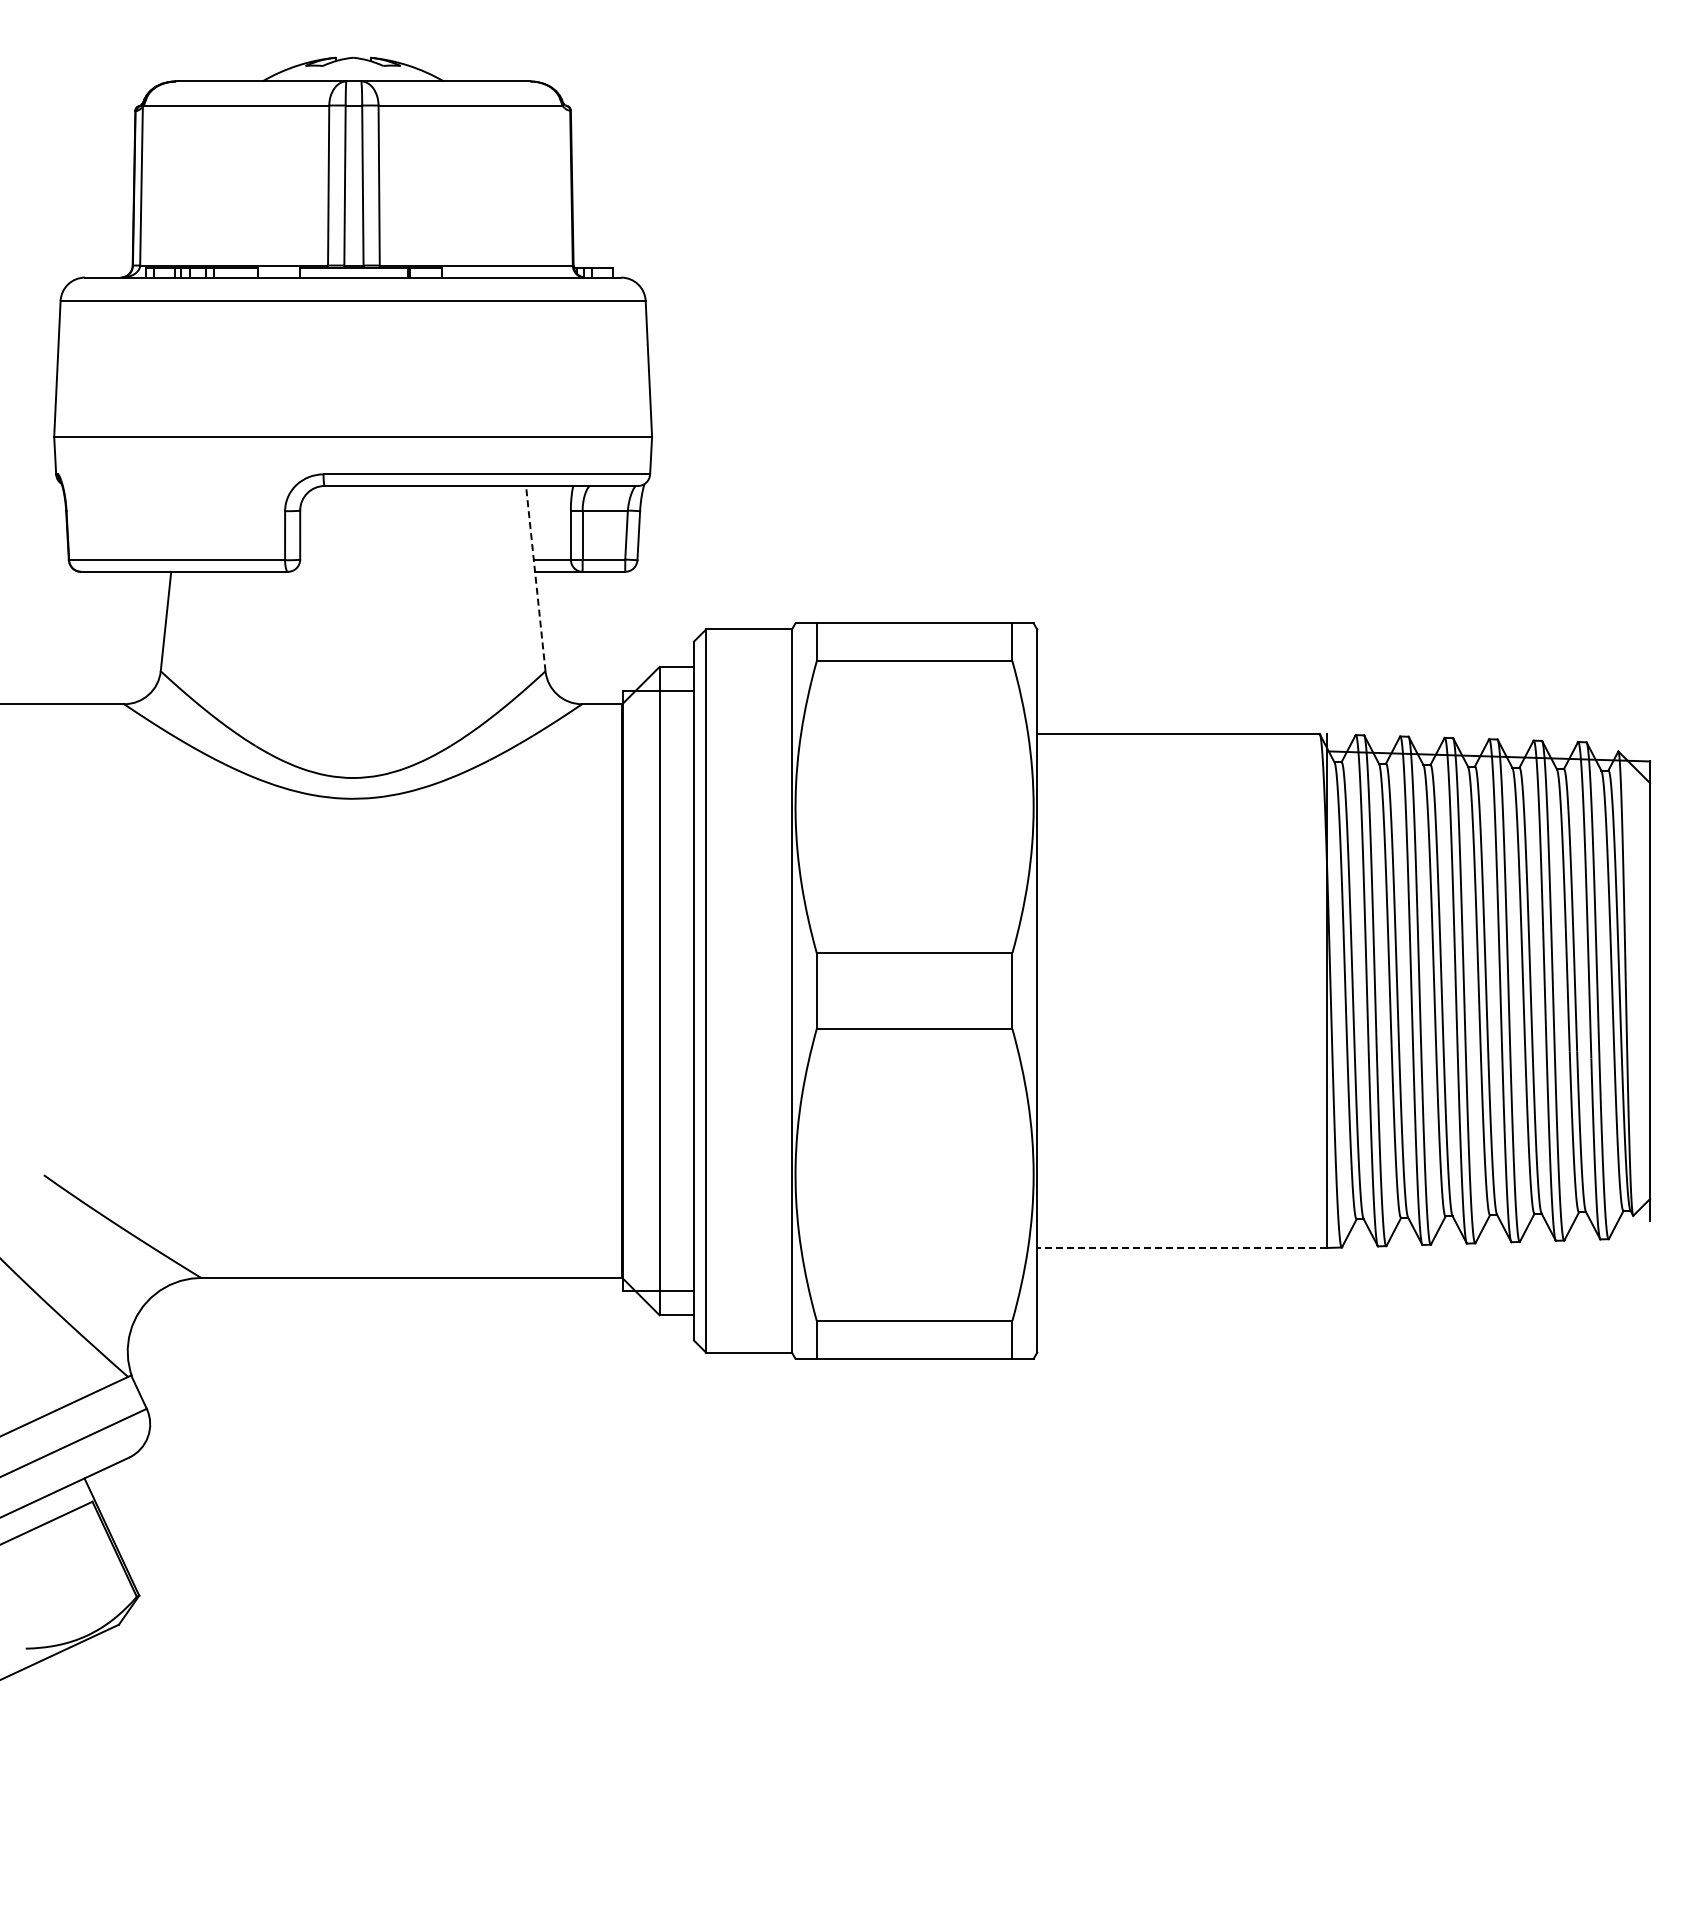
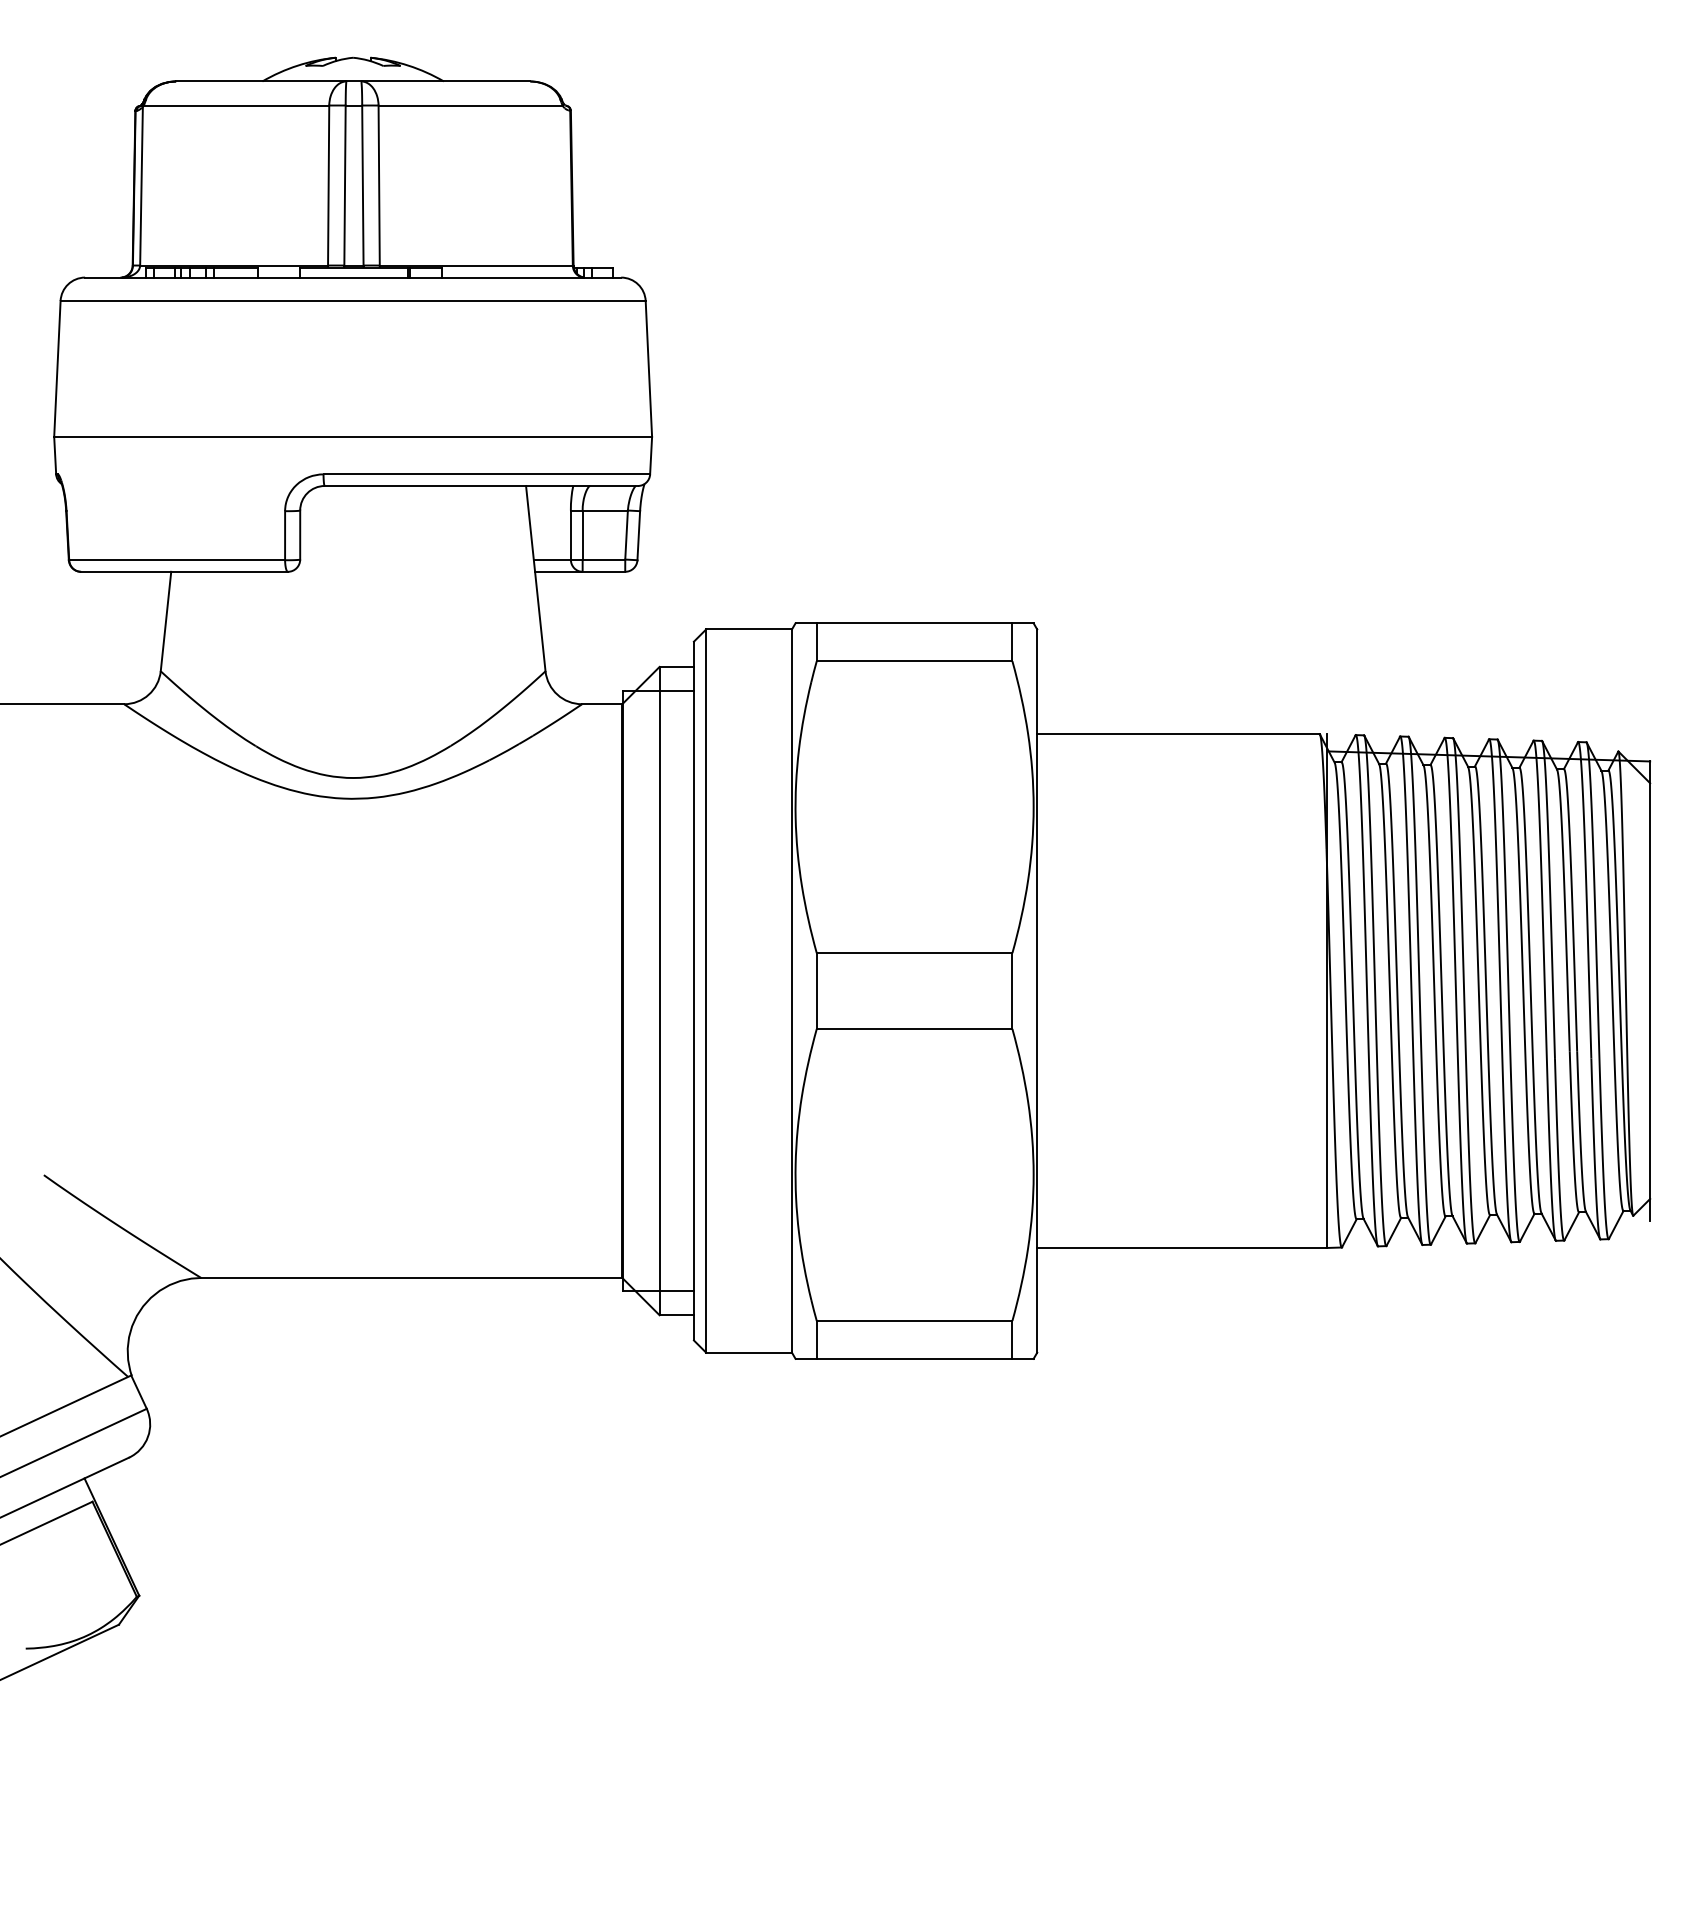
line: dashed -> solid (535, 578)
line: dashed -> solid (1181, 1248)
